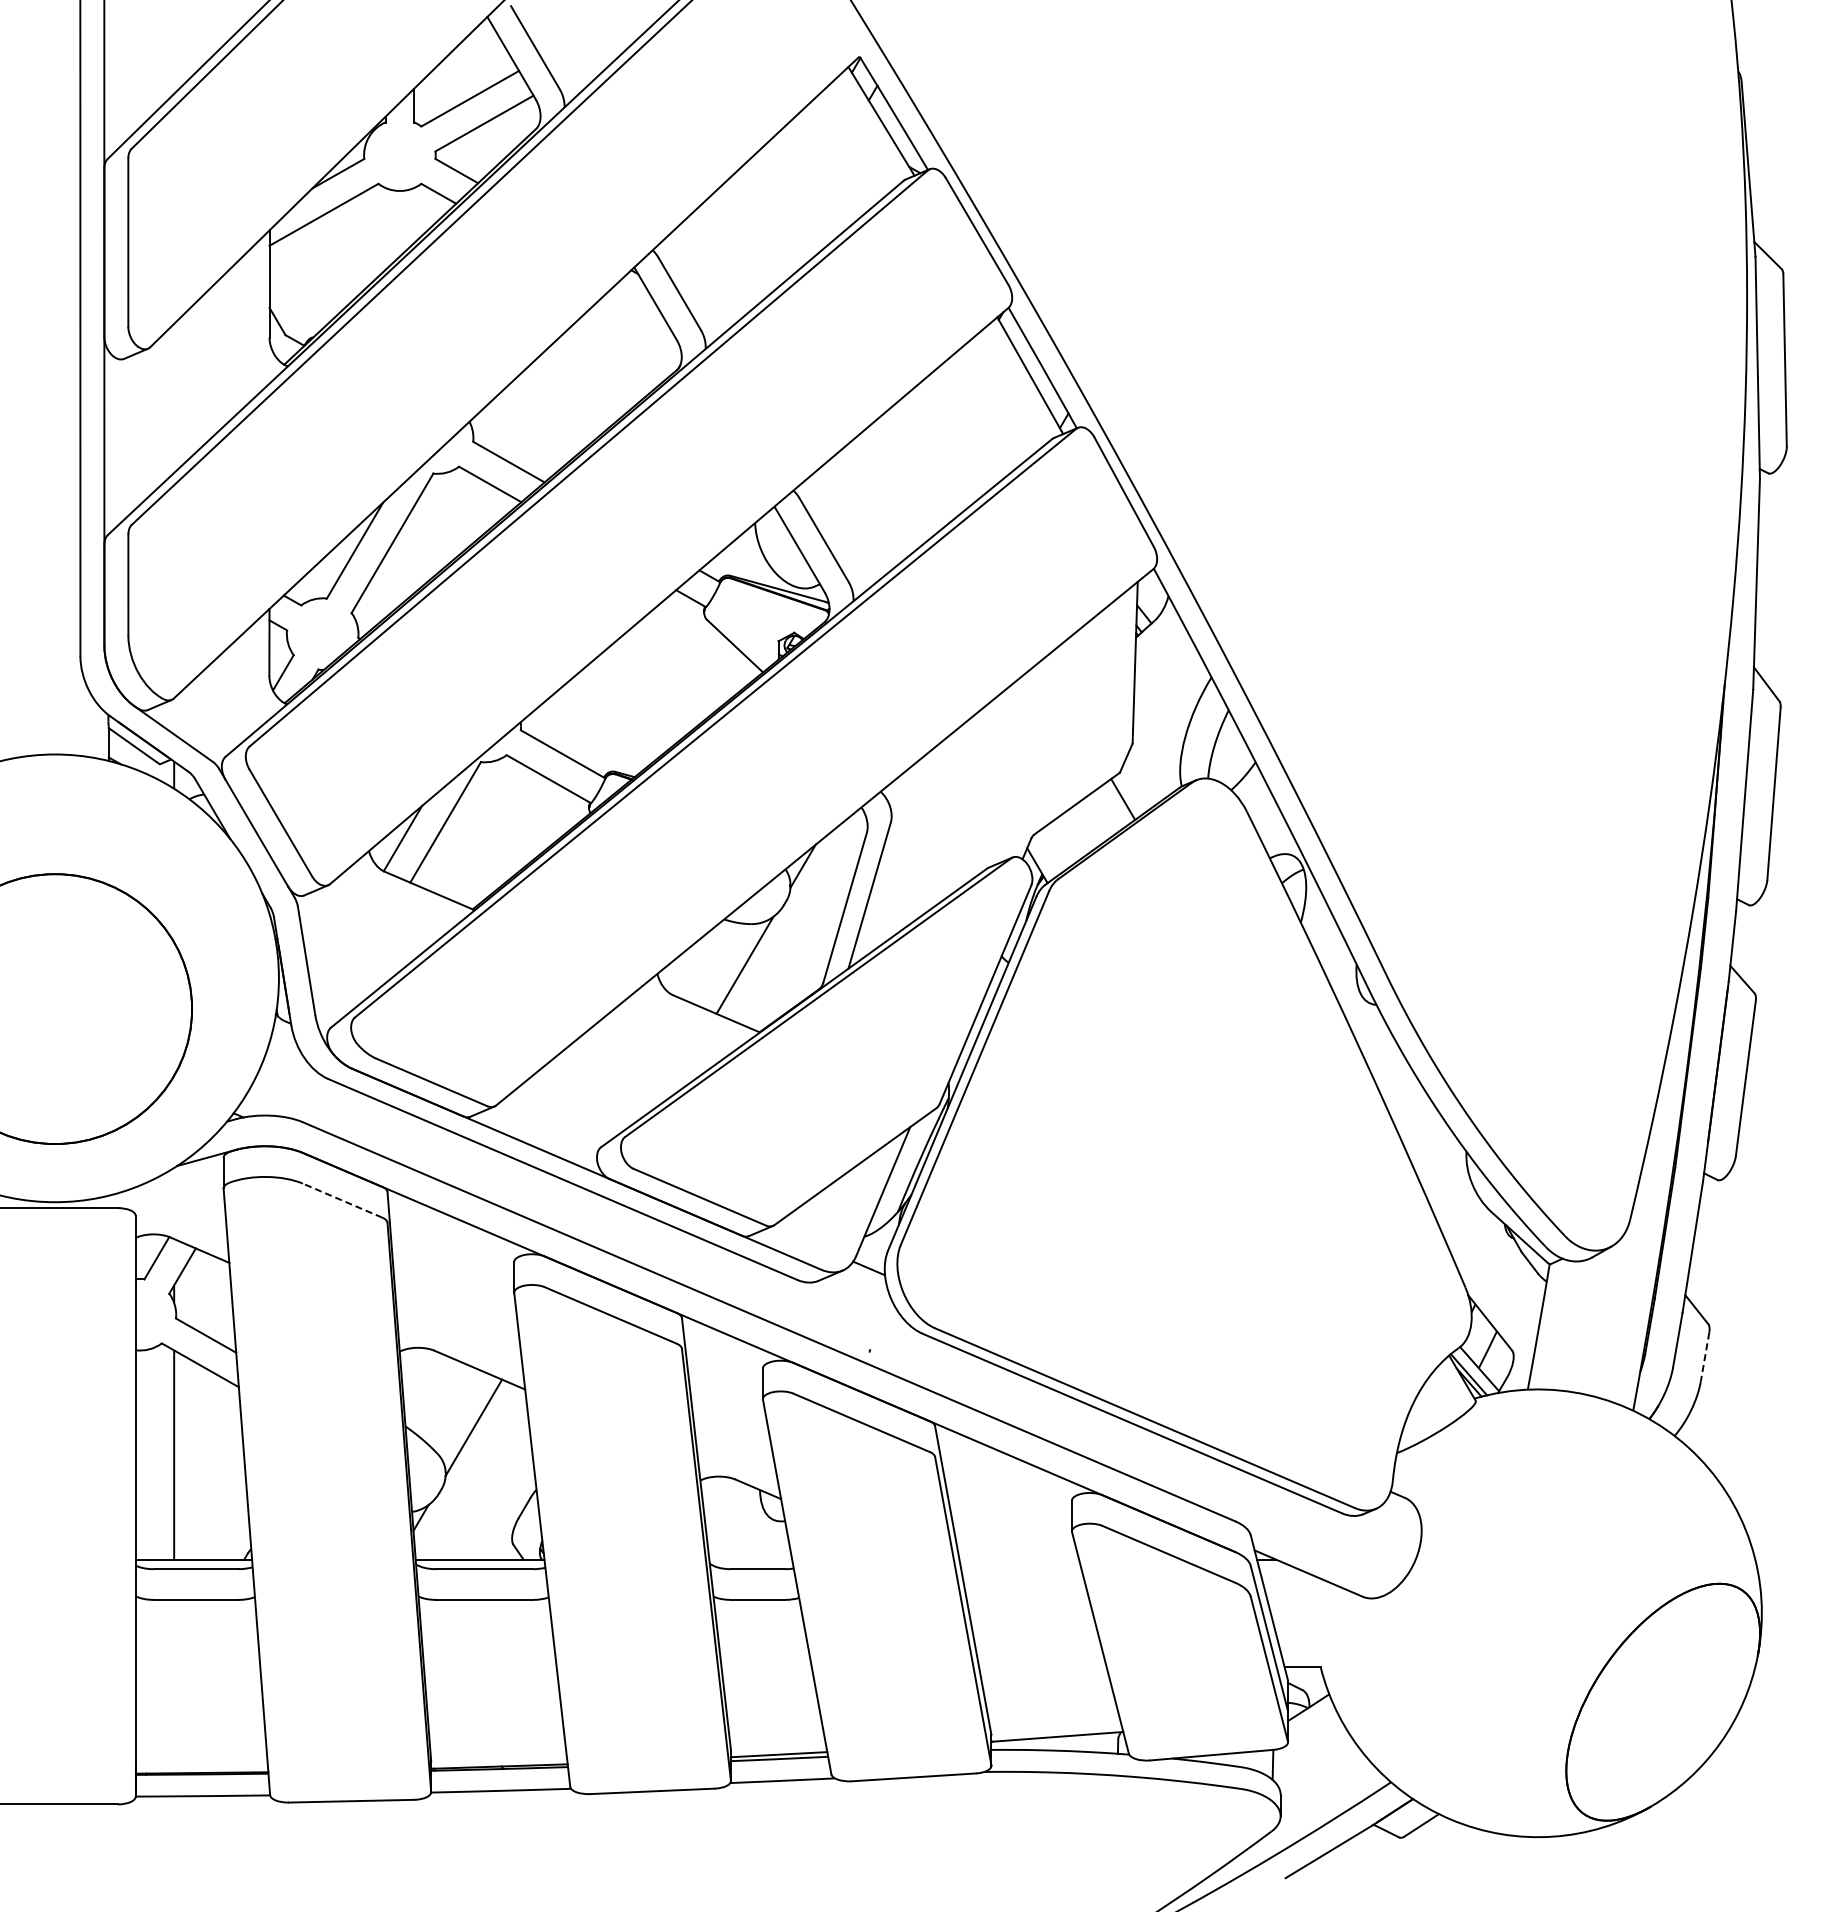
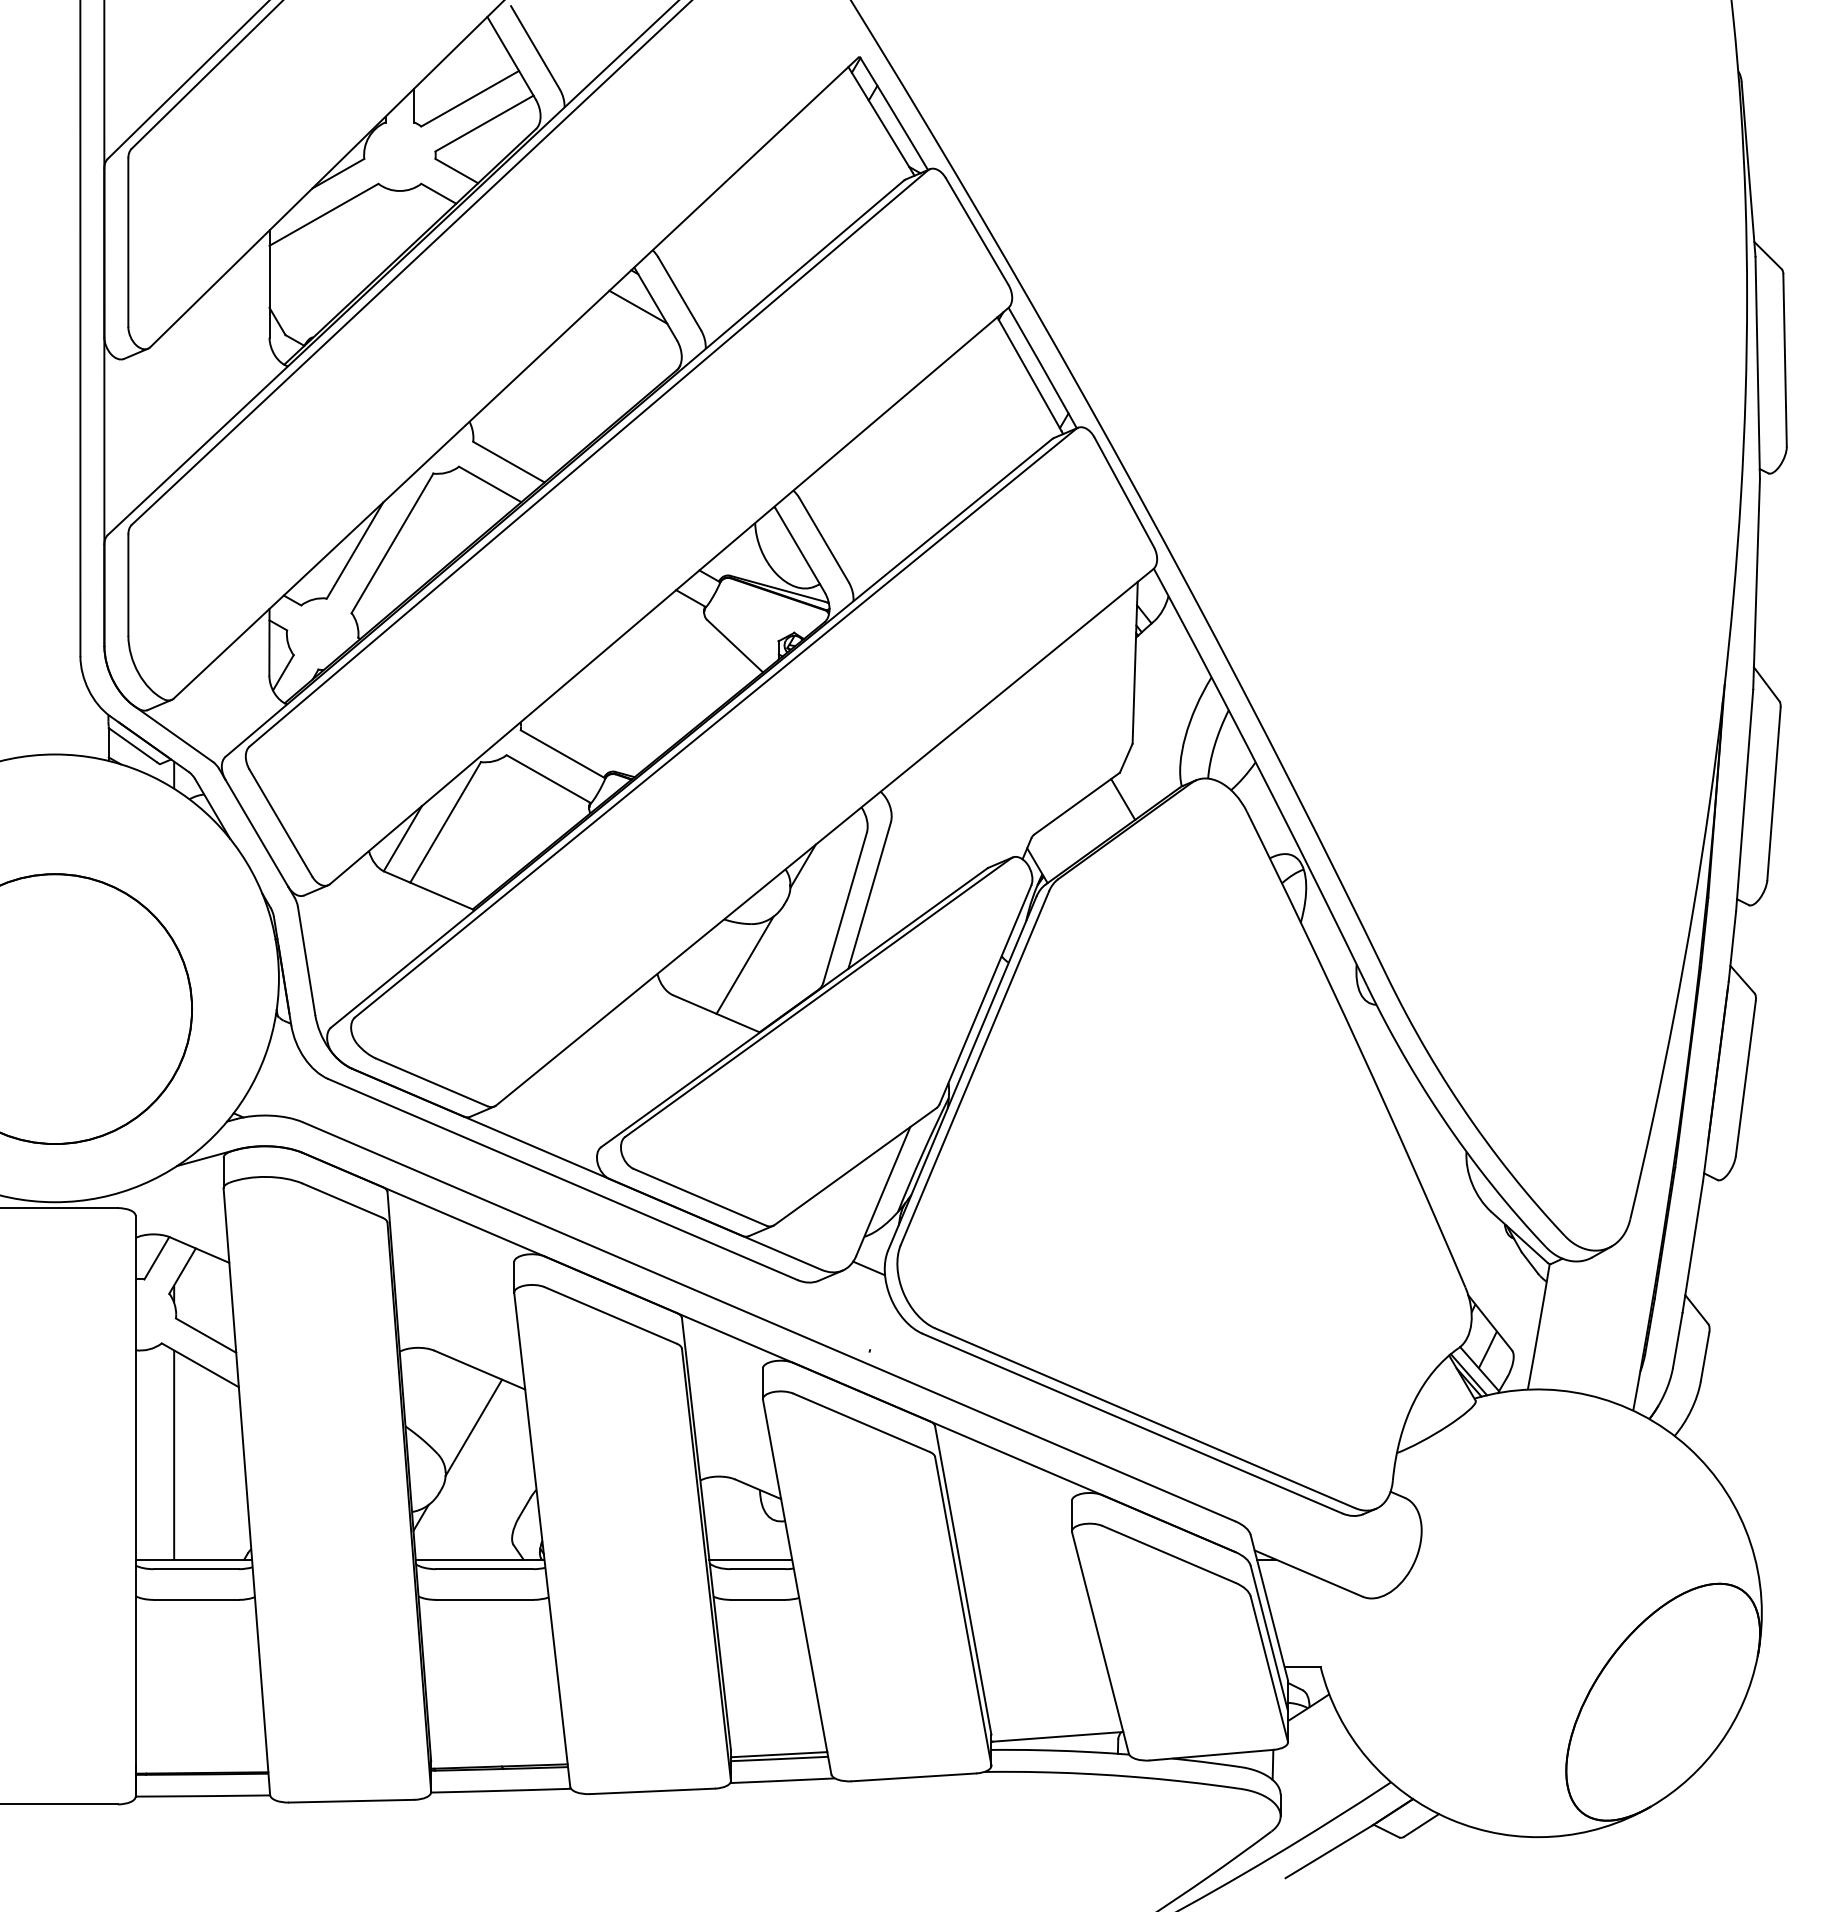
line: none -> present (638, 306)
line: dashed -> solid (342, 1200)
line: dashed -> solid (1705, 1357)
line: none -> present (750, 1559)
